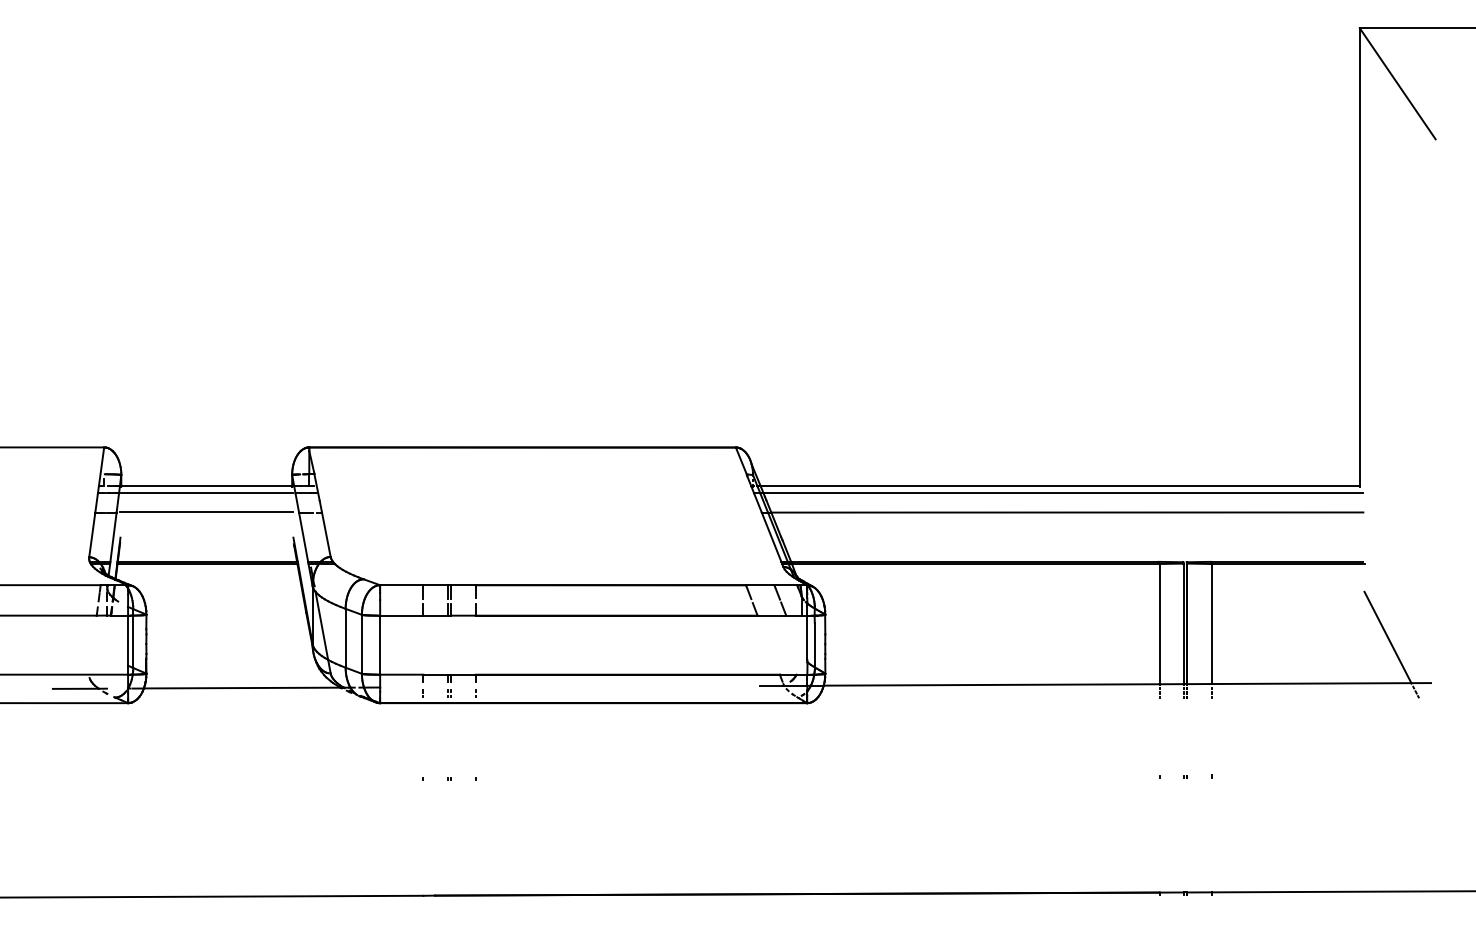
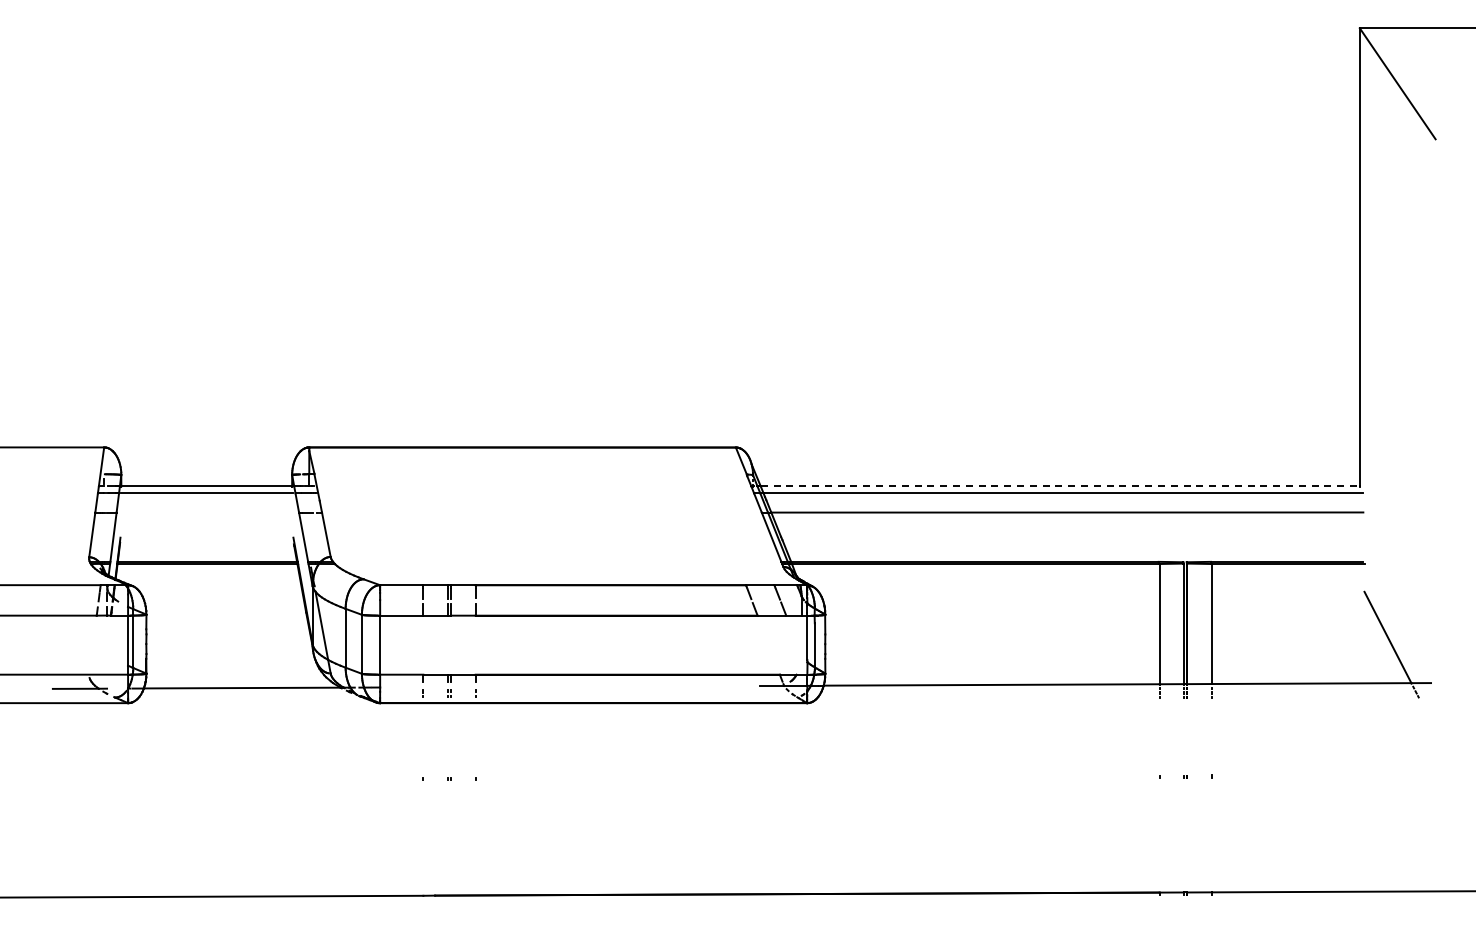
line: solid -> dashed (1060, 486)
line: present -> none (206, 512)
